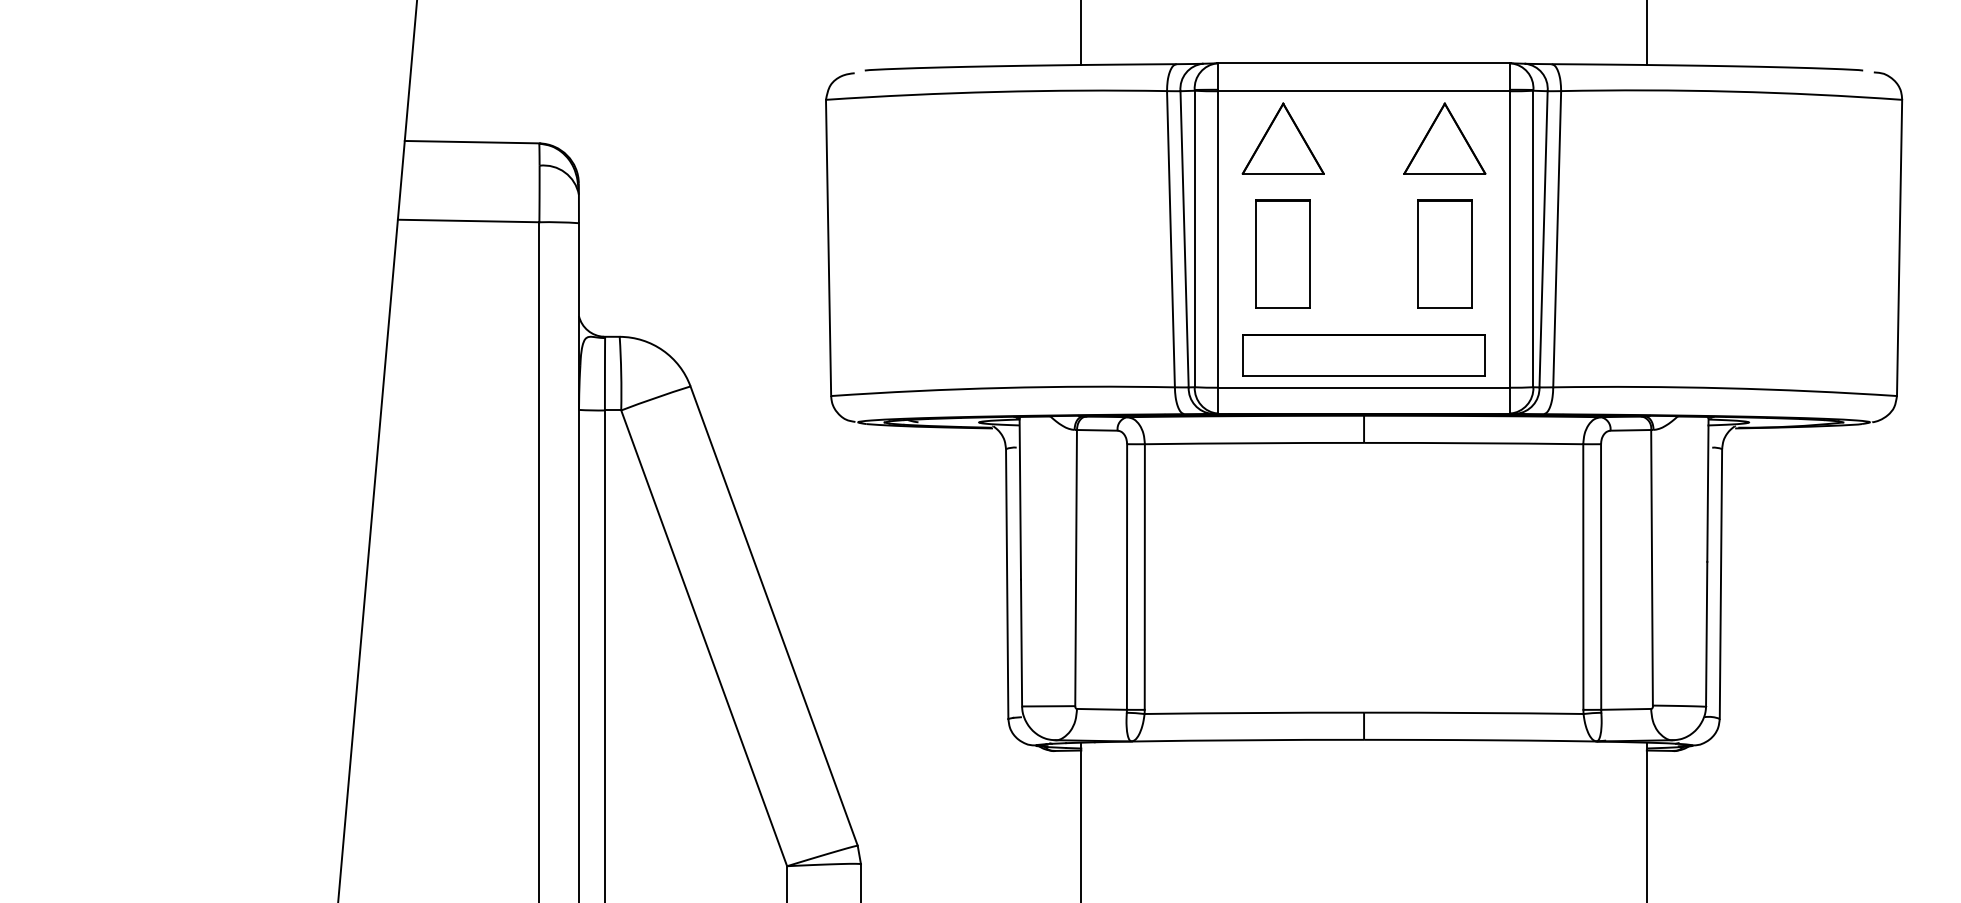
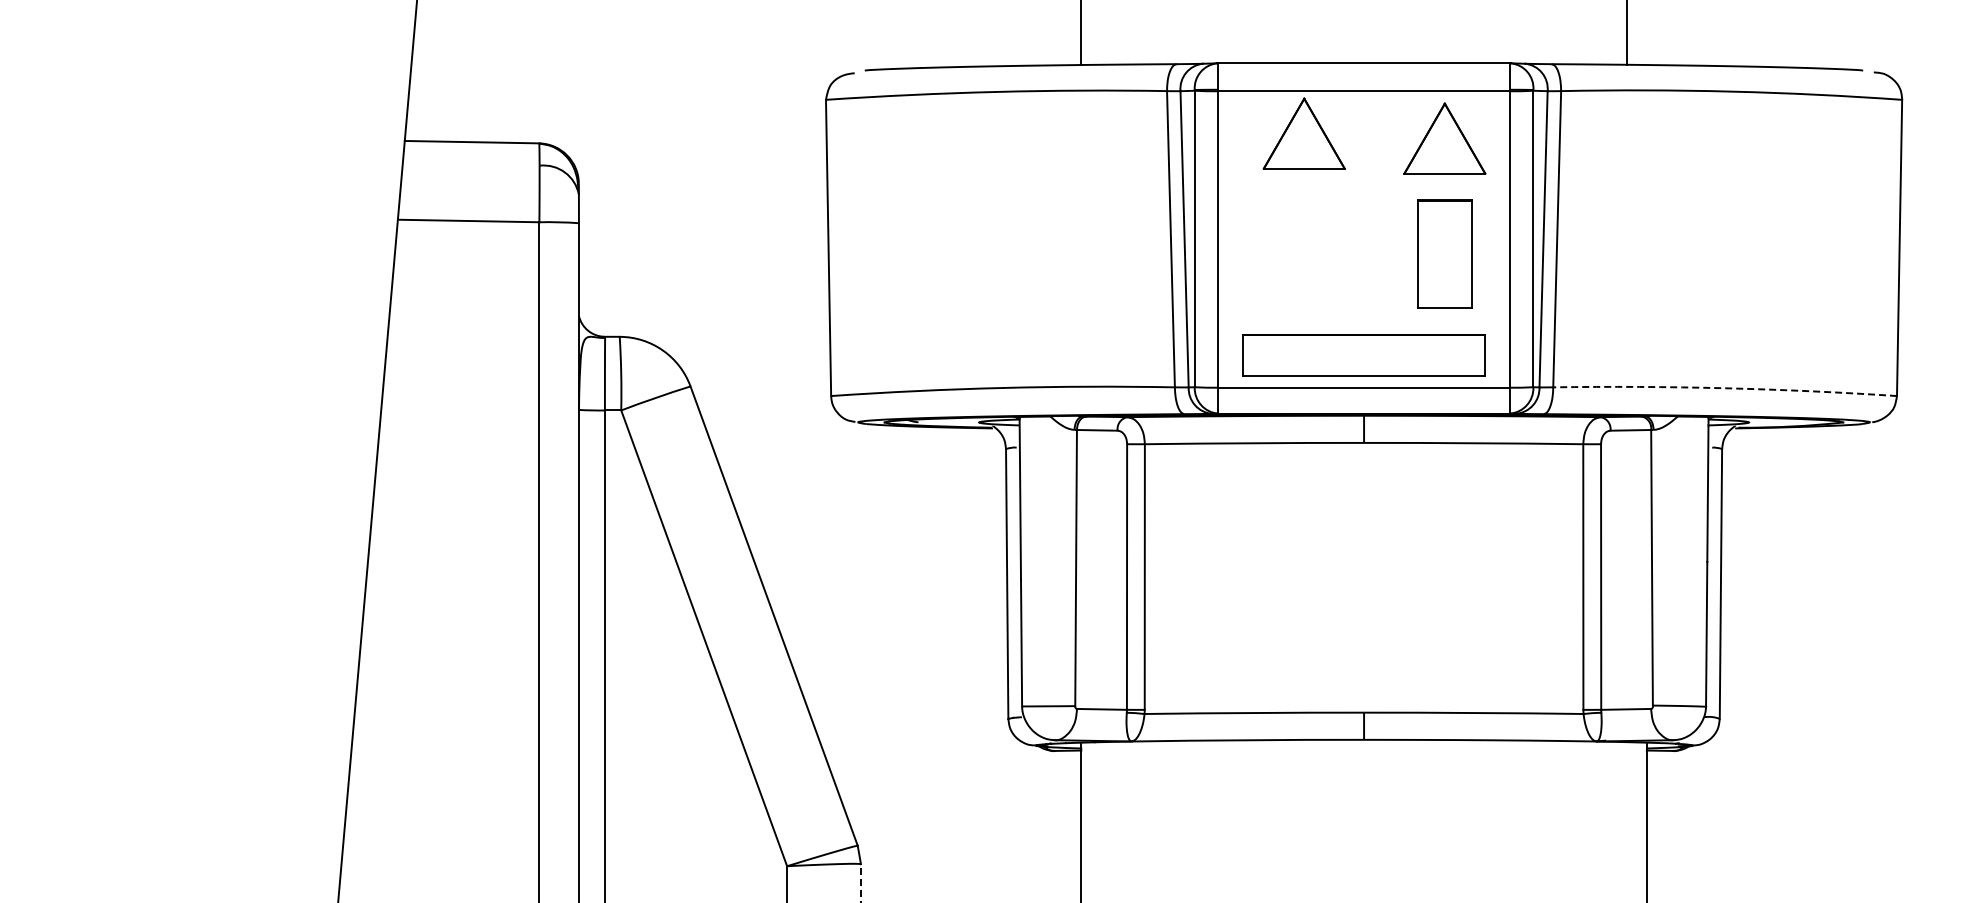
line position: (1646, 33) -> (1626, 33) (1626, 33)
part position: (1282, 138) -> (1303, 133) (1303, 133)
part: present -> none (1282, 253)
arc: solid -> dashed (1725, 388)
line: solid -> dashed (860, 883)
